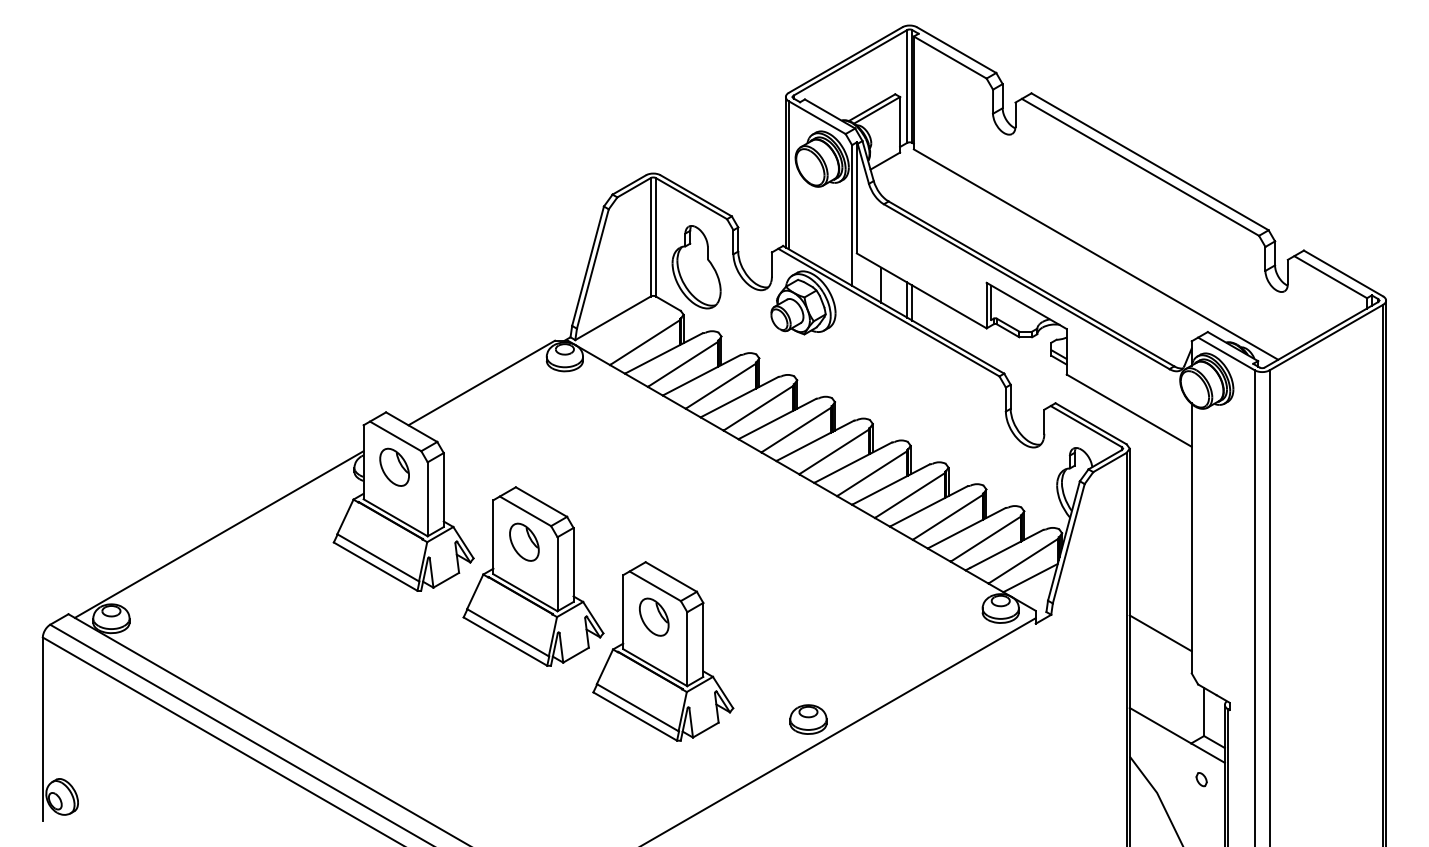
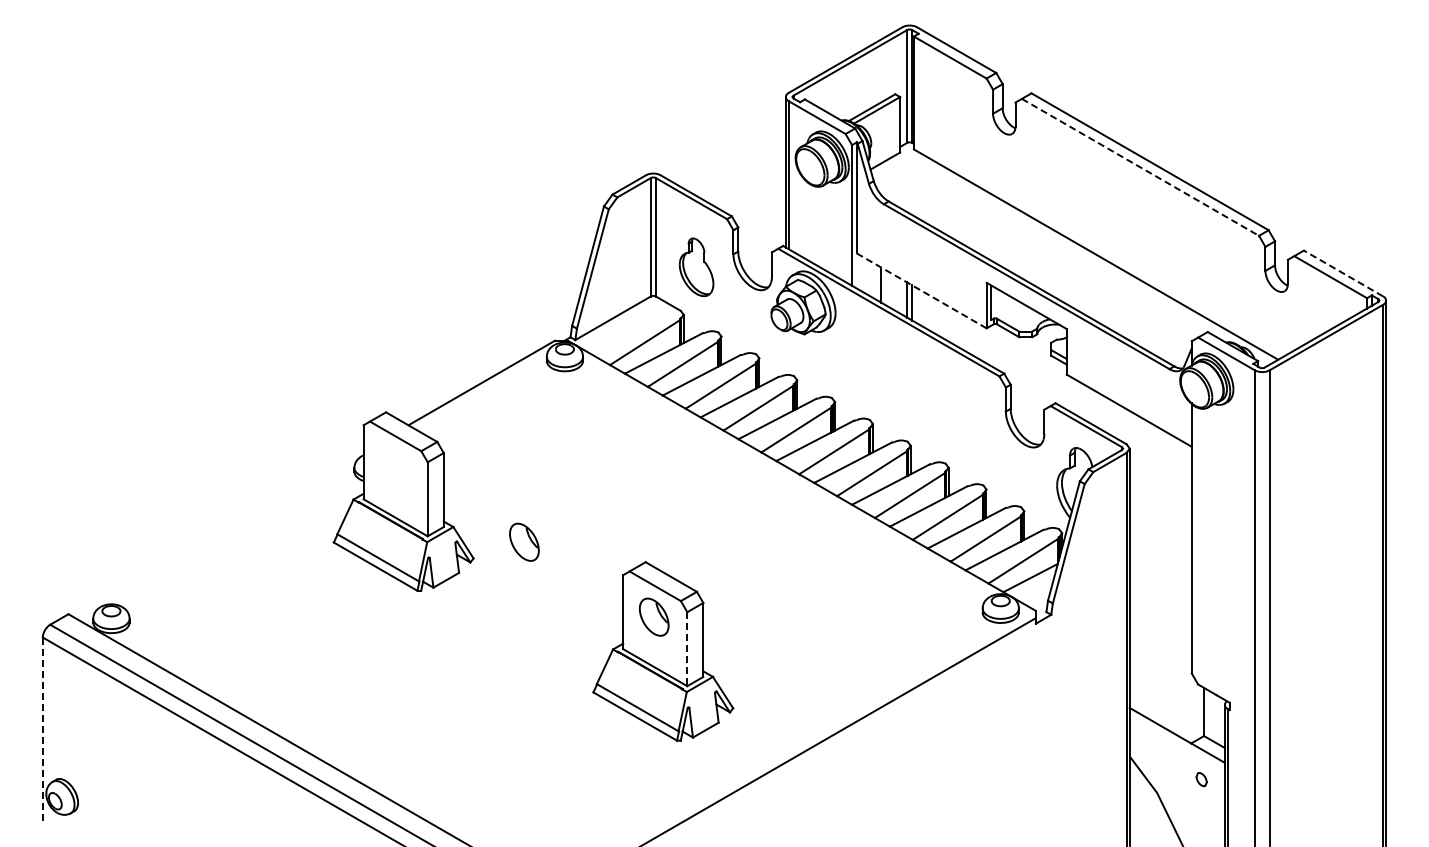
line: solid -> dashed (1140, 167)
part size: 51x85 px -> 37x61 px (696, 267)
line: solid -> dashed (1343, 273)
line: solid -> dashed (921, 290)
part: present -> none (394, 466)
line: present -> none (218, 534)
part: present -> none (533, 576)
line: present -> none (1160, 633)
line: solid -> dashed (687, 649)
part: present -> none (808, 719)
line: solid -> dashed (42, 729)
